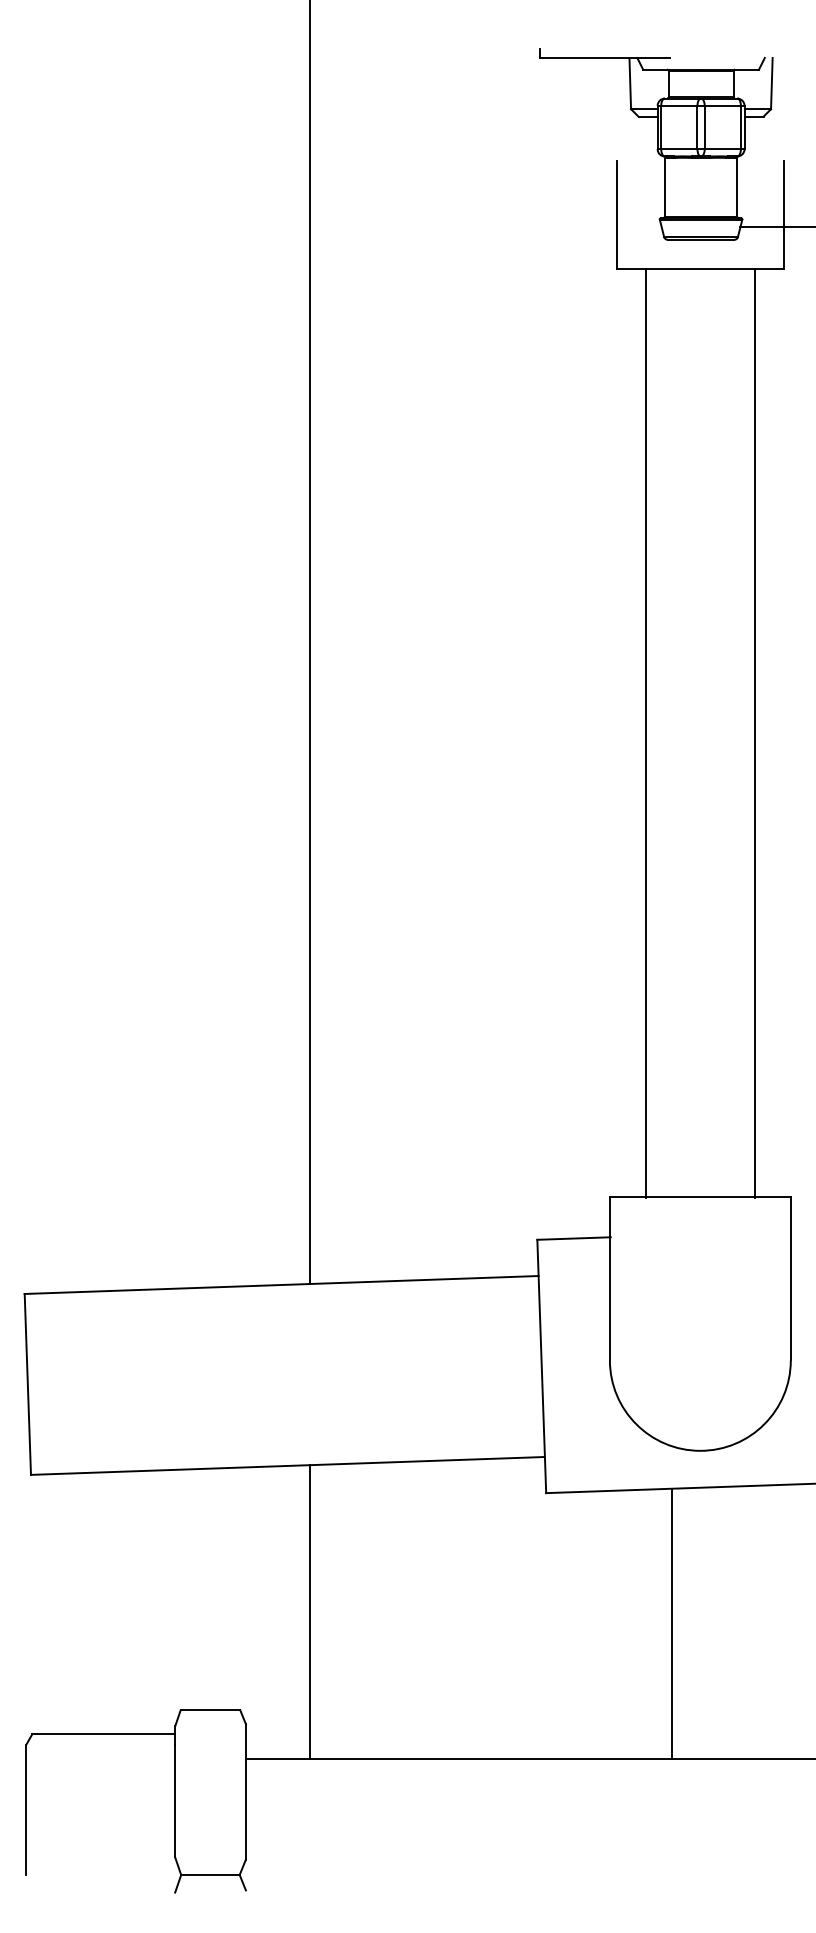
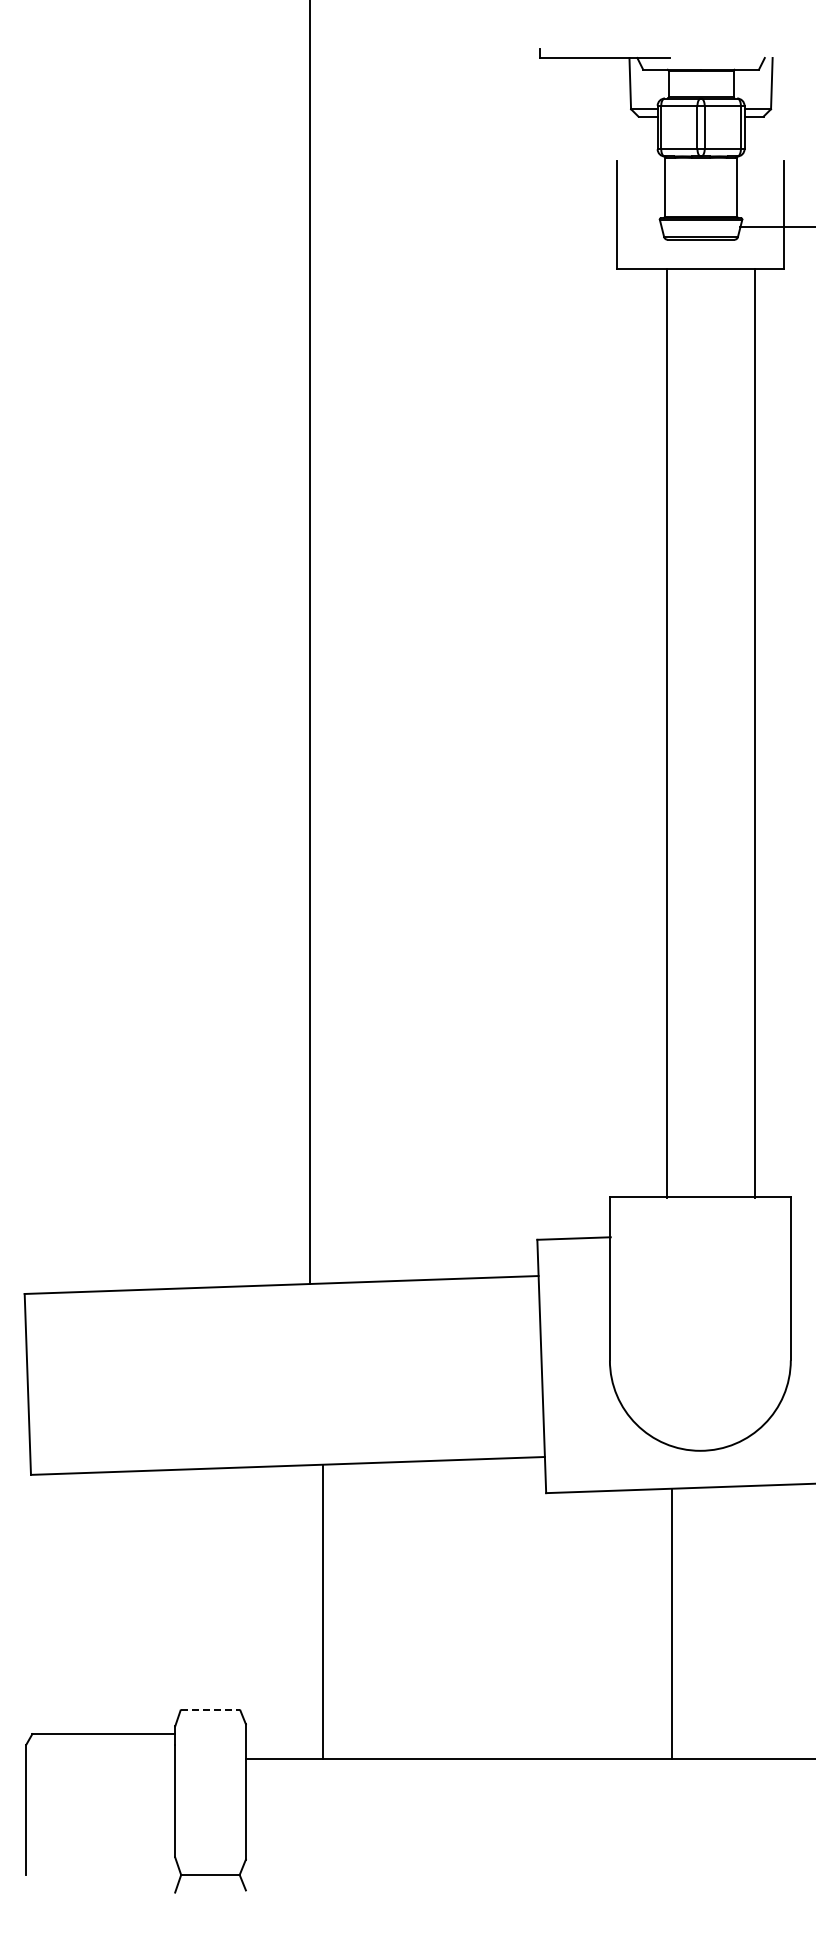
line position: (646, 733) -> (667, 733) (667, 733)
line position: (310, 1612) -> (323, 1612) (323, 1612)
line: solid -> dashed (210, 1710)
